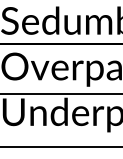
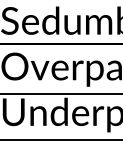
line position: (60, 147) -> (60, 140) (60, 140)
